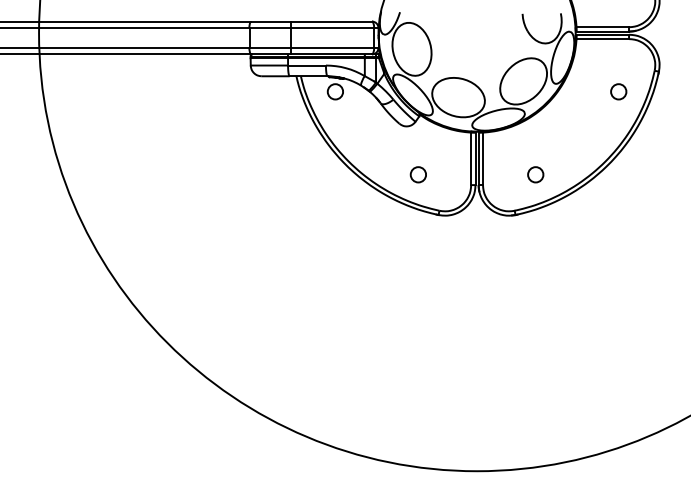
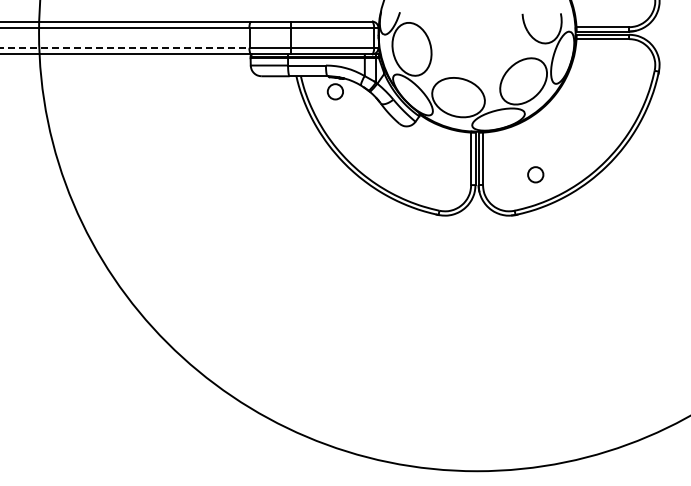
line: solid -> dashed (125, 47)
circle: present -> none (618, 91)
circle: present -> none (417, 174)
